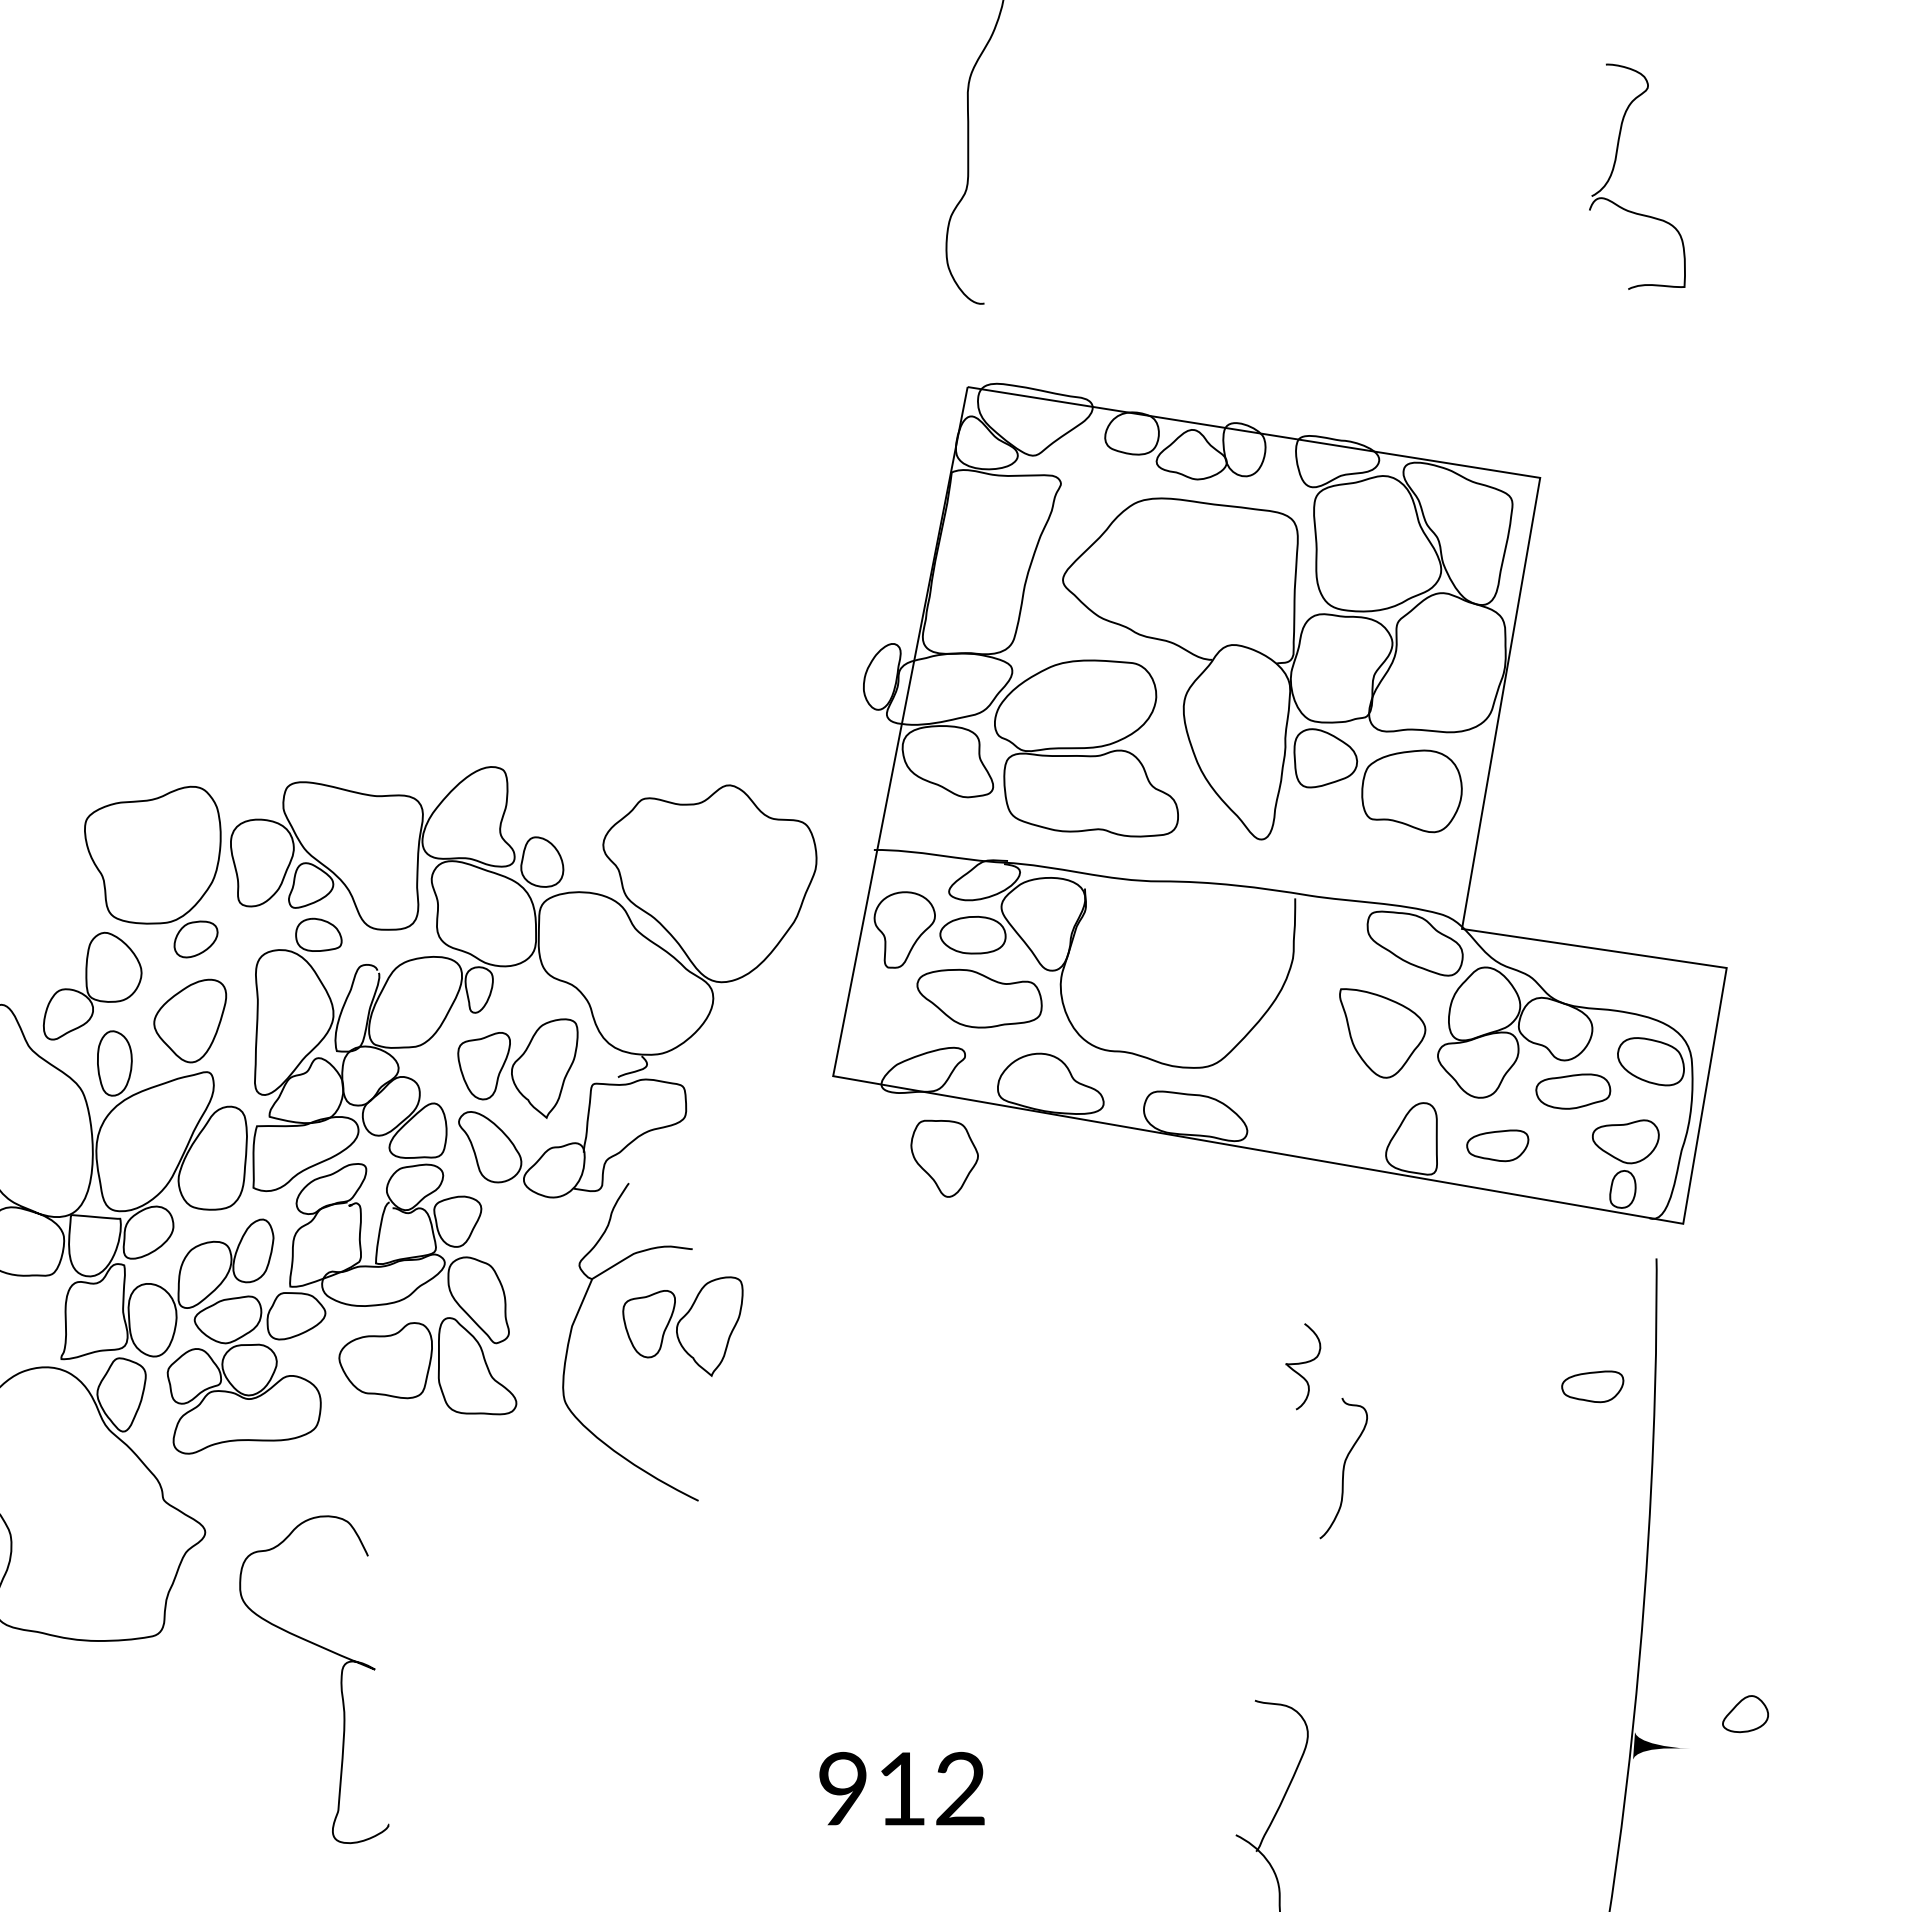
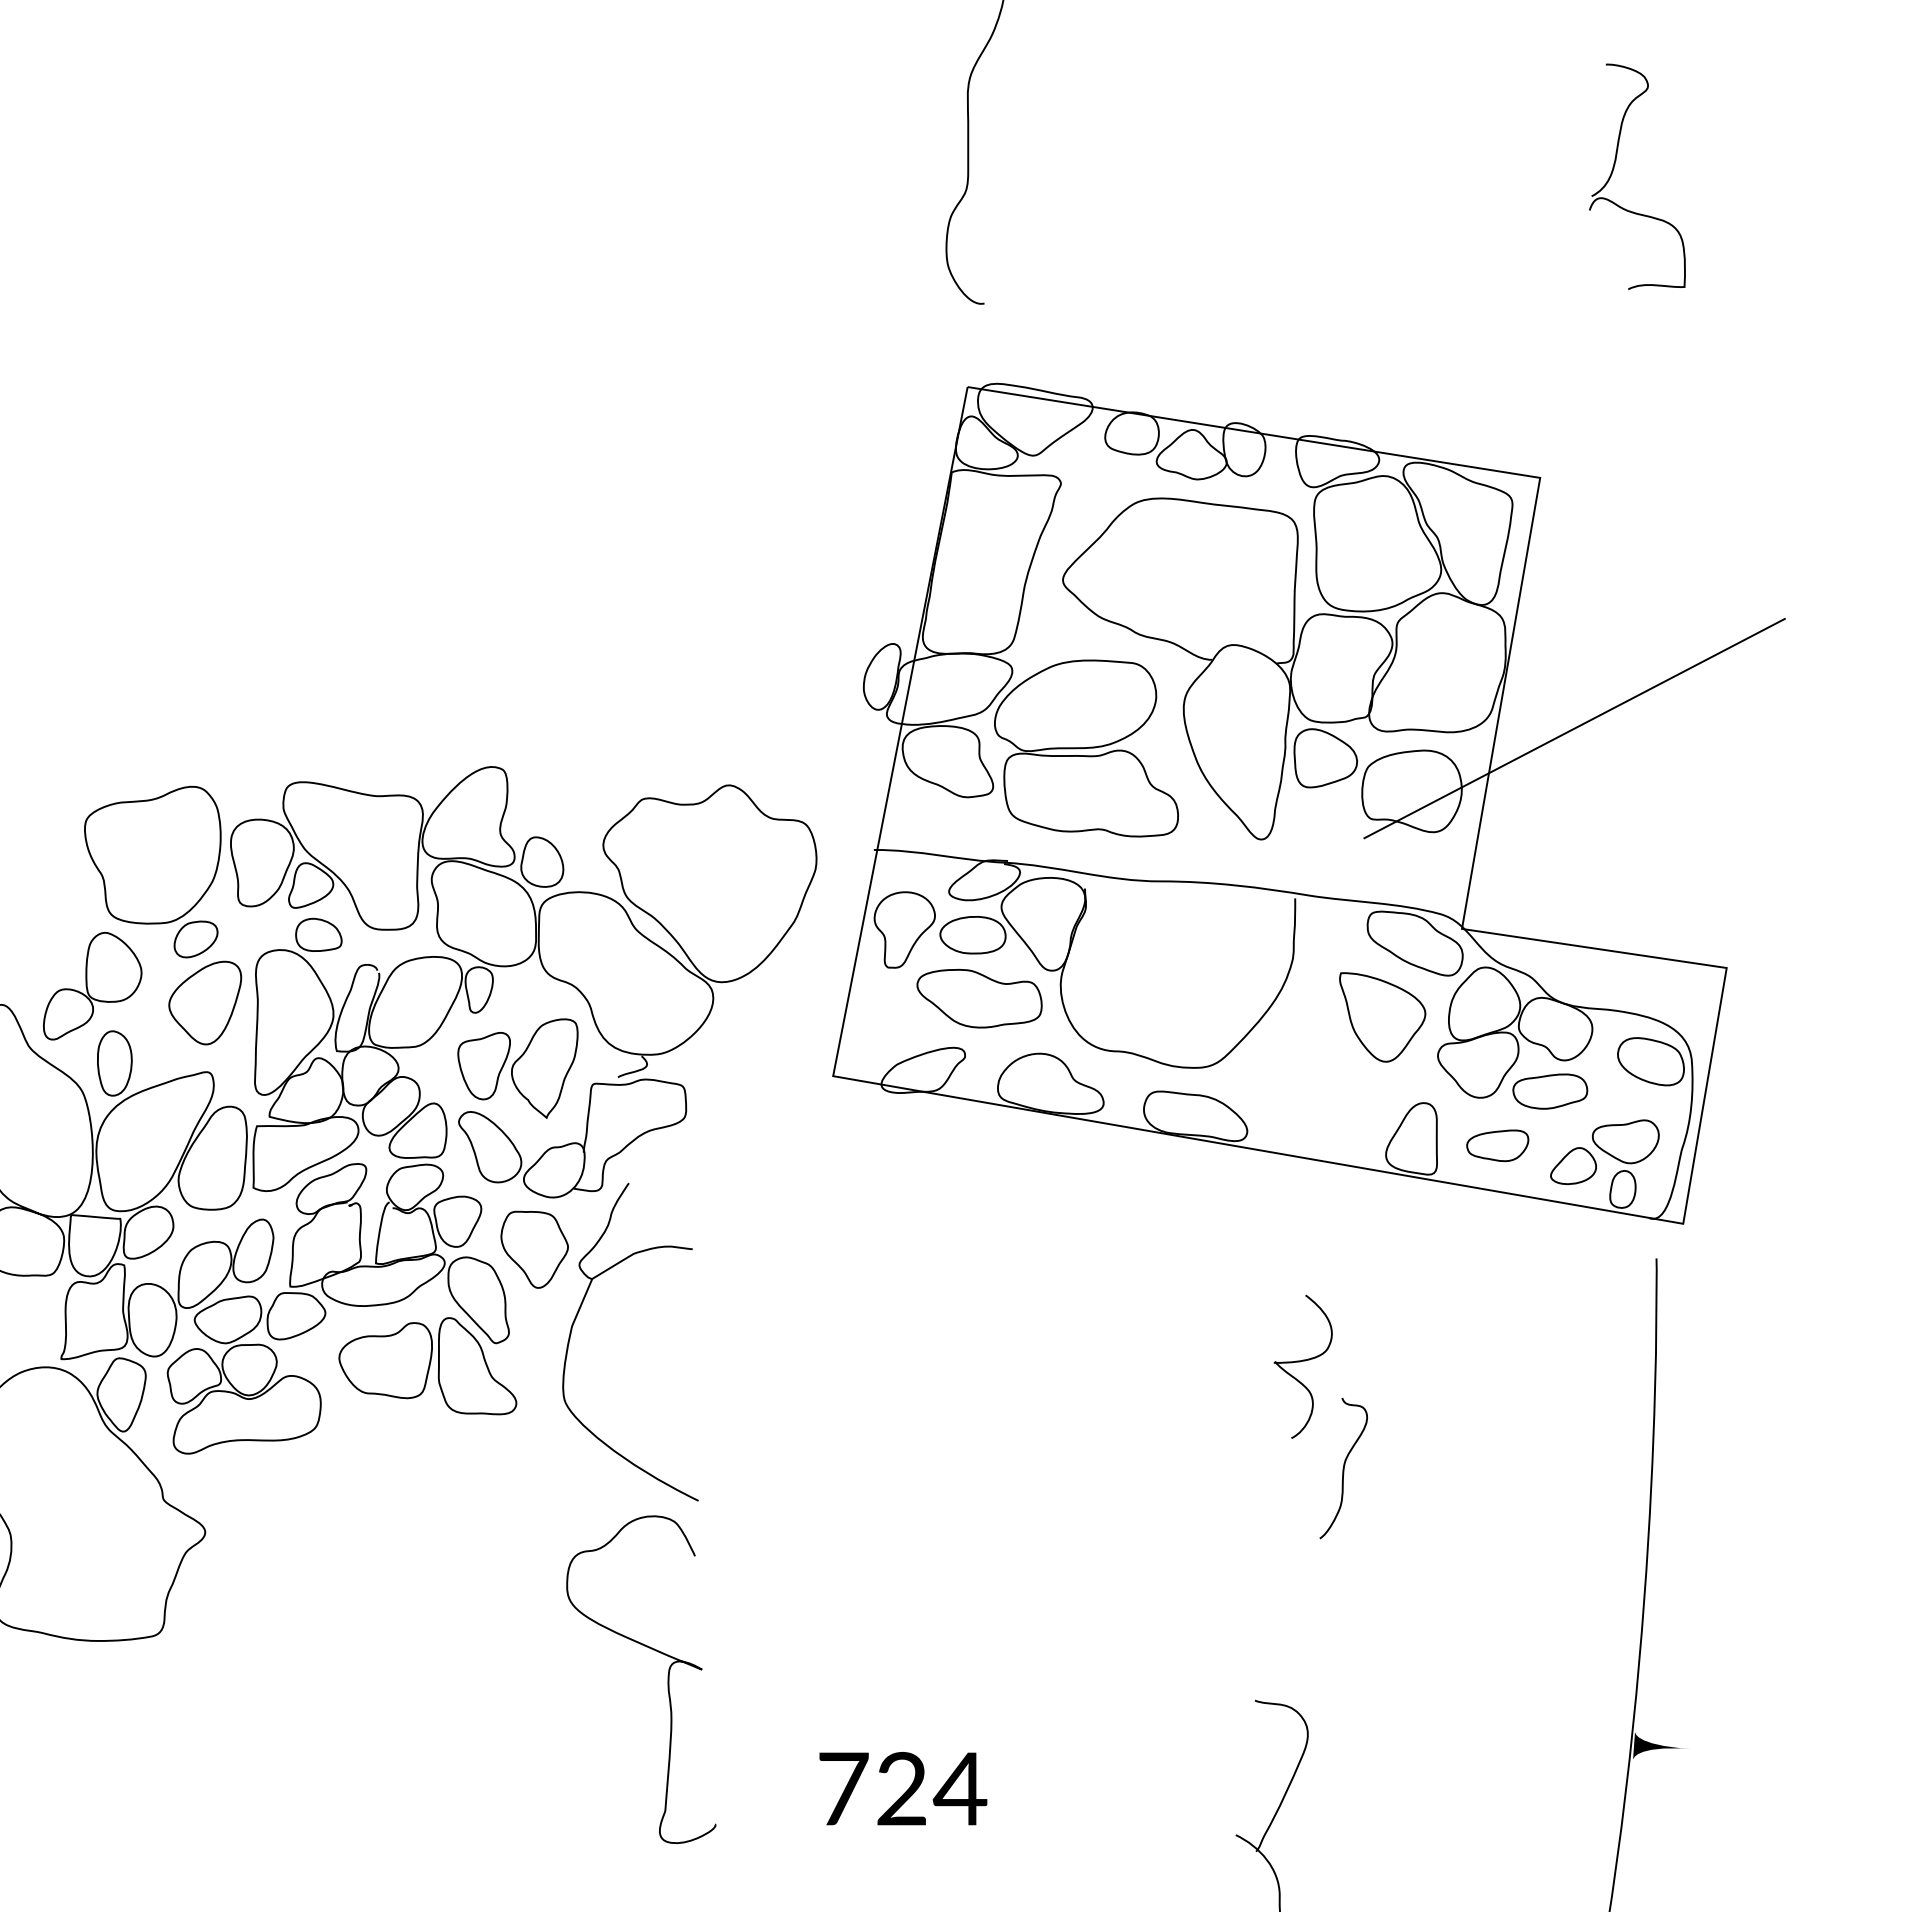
line: none -> present (1574, 728)
part position: (190, 1020) -> (205, 1002) (205, 1002)
part position: (1382, 1033) -> (1382, 1017) (1382, 1017)
part position: (1573, 1091) -> (1550, 1091) (1550, 1091)
part position: (944, 1158) -> (534, 1249) (534, 1249)
part: present -> none (682, 1326)
part size: 37x88 px -> 60x145 px (1302, 1366)
part: present -> none (1592, 1386)
curve position: (340, 1679) -> (667, 1679) (667, 1679)
part position: (1745, 1714) -> (1573, 1166) (1573, 1166)
text: 912 -> 724 (903, 1788)
